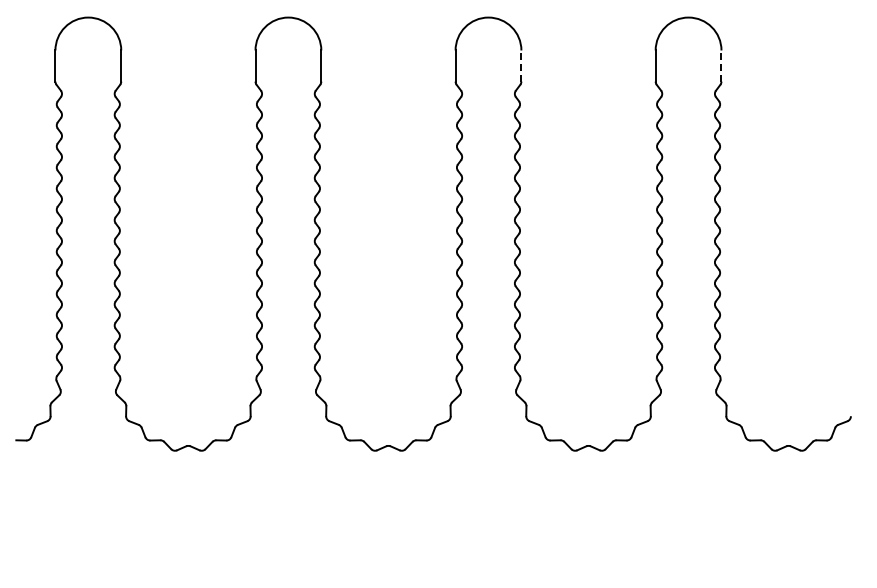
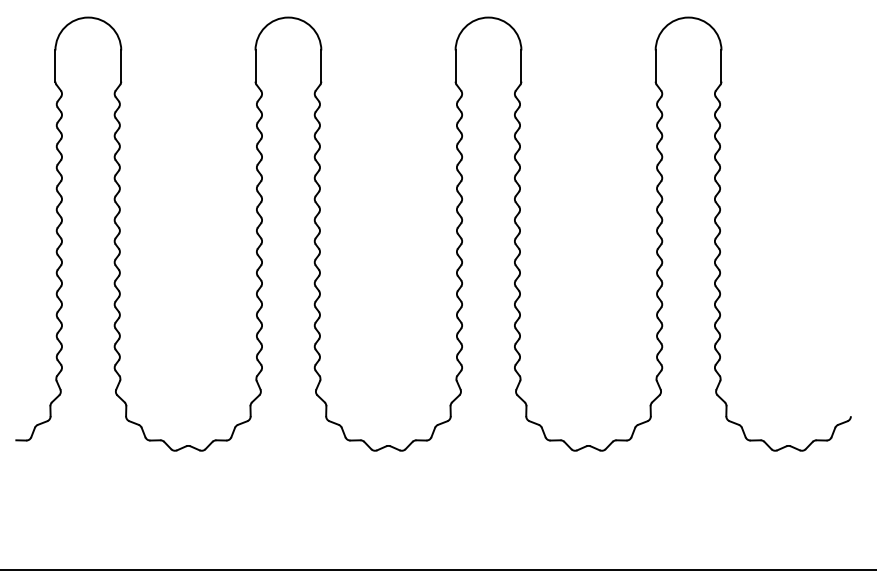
line: dashed -> solid (521, 66)
line: dashed -> solid (721, 66)
line: none -> present (437, 570)
